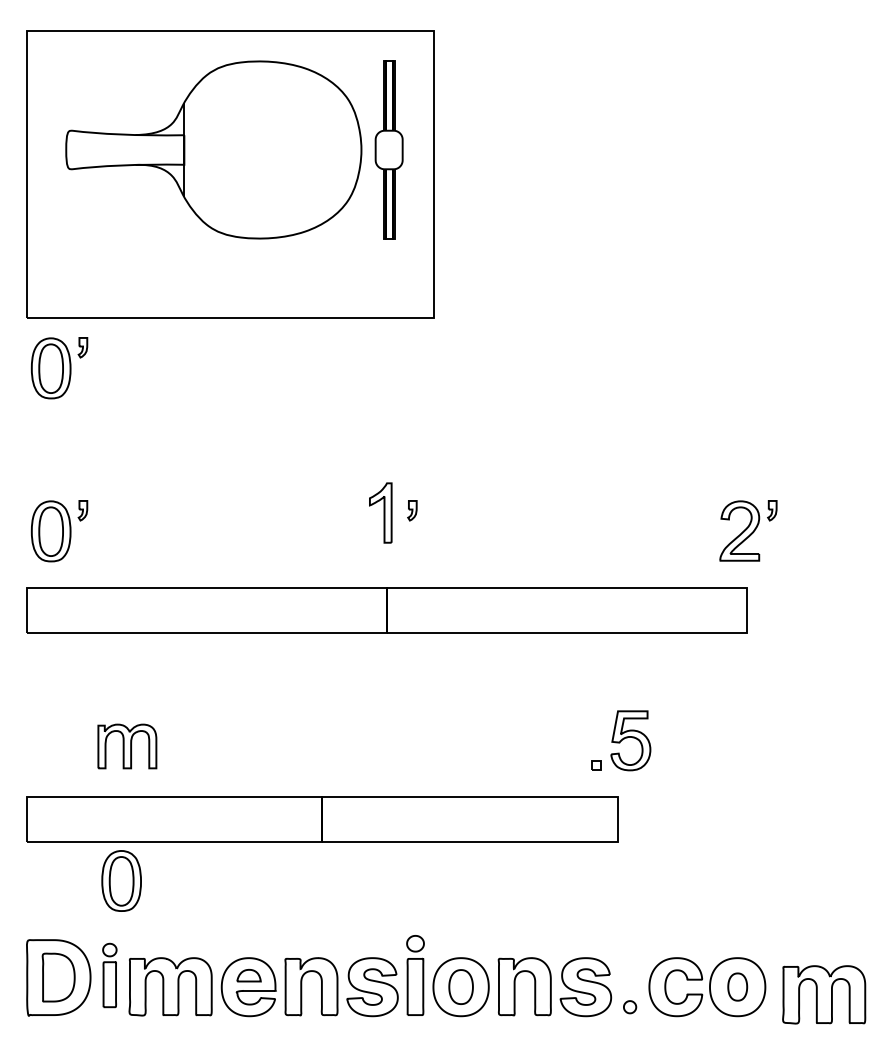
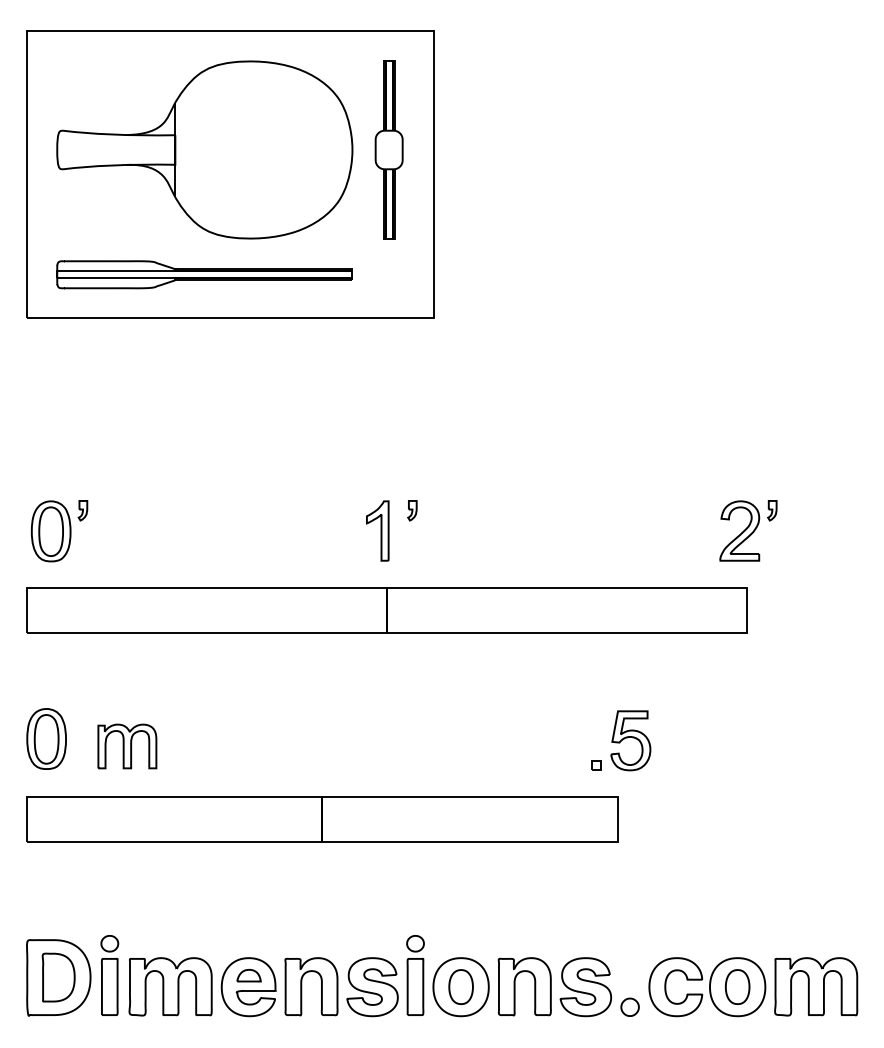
part position: (213, 149) -> (204, 149) (204, 149)
part: none -> present (204, 274)
part: present -> none (59, 368)
part position: (380, 512) -> (377, 530) (377, 530)
part position: (121, 880) -> (46, 738) (46, 738)
part size: 16x67 px -> 20x81 px (109, 975)
part size: 22x30 px -> 26x36 px (737, 986)
part position: (824, 994) -> (816, 986) (816, 986)
part size: 15x15 px -> 20x20 px (629, 1006)
